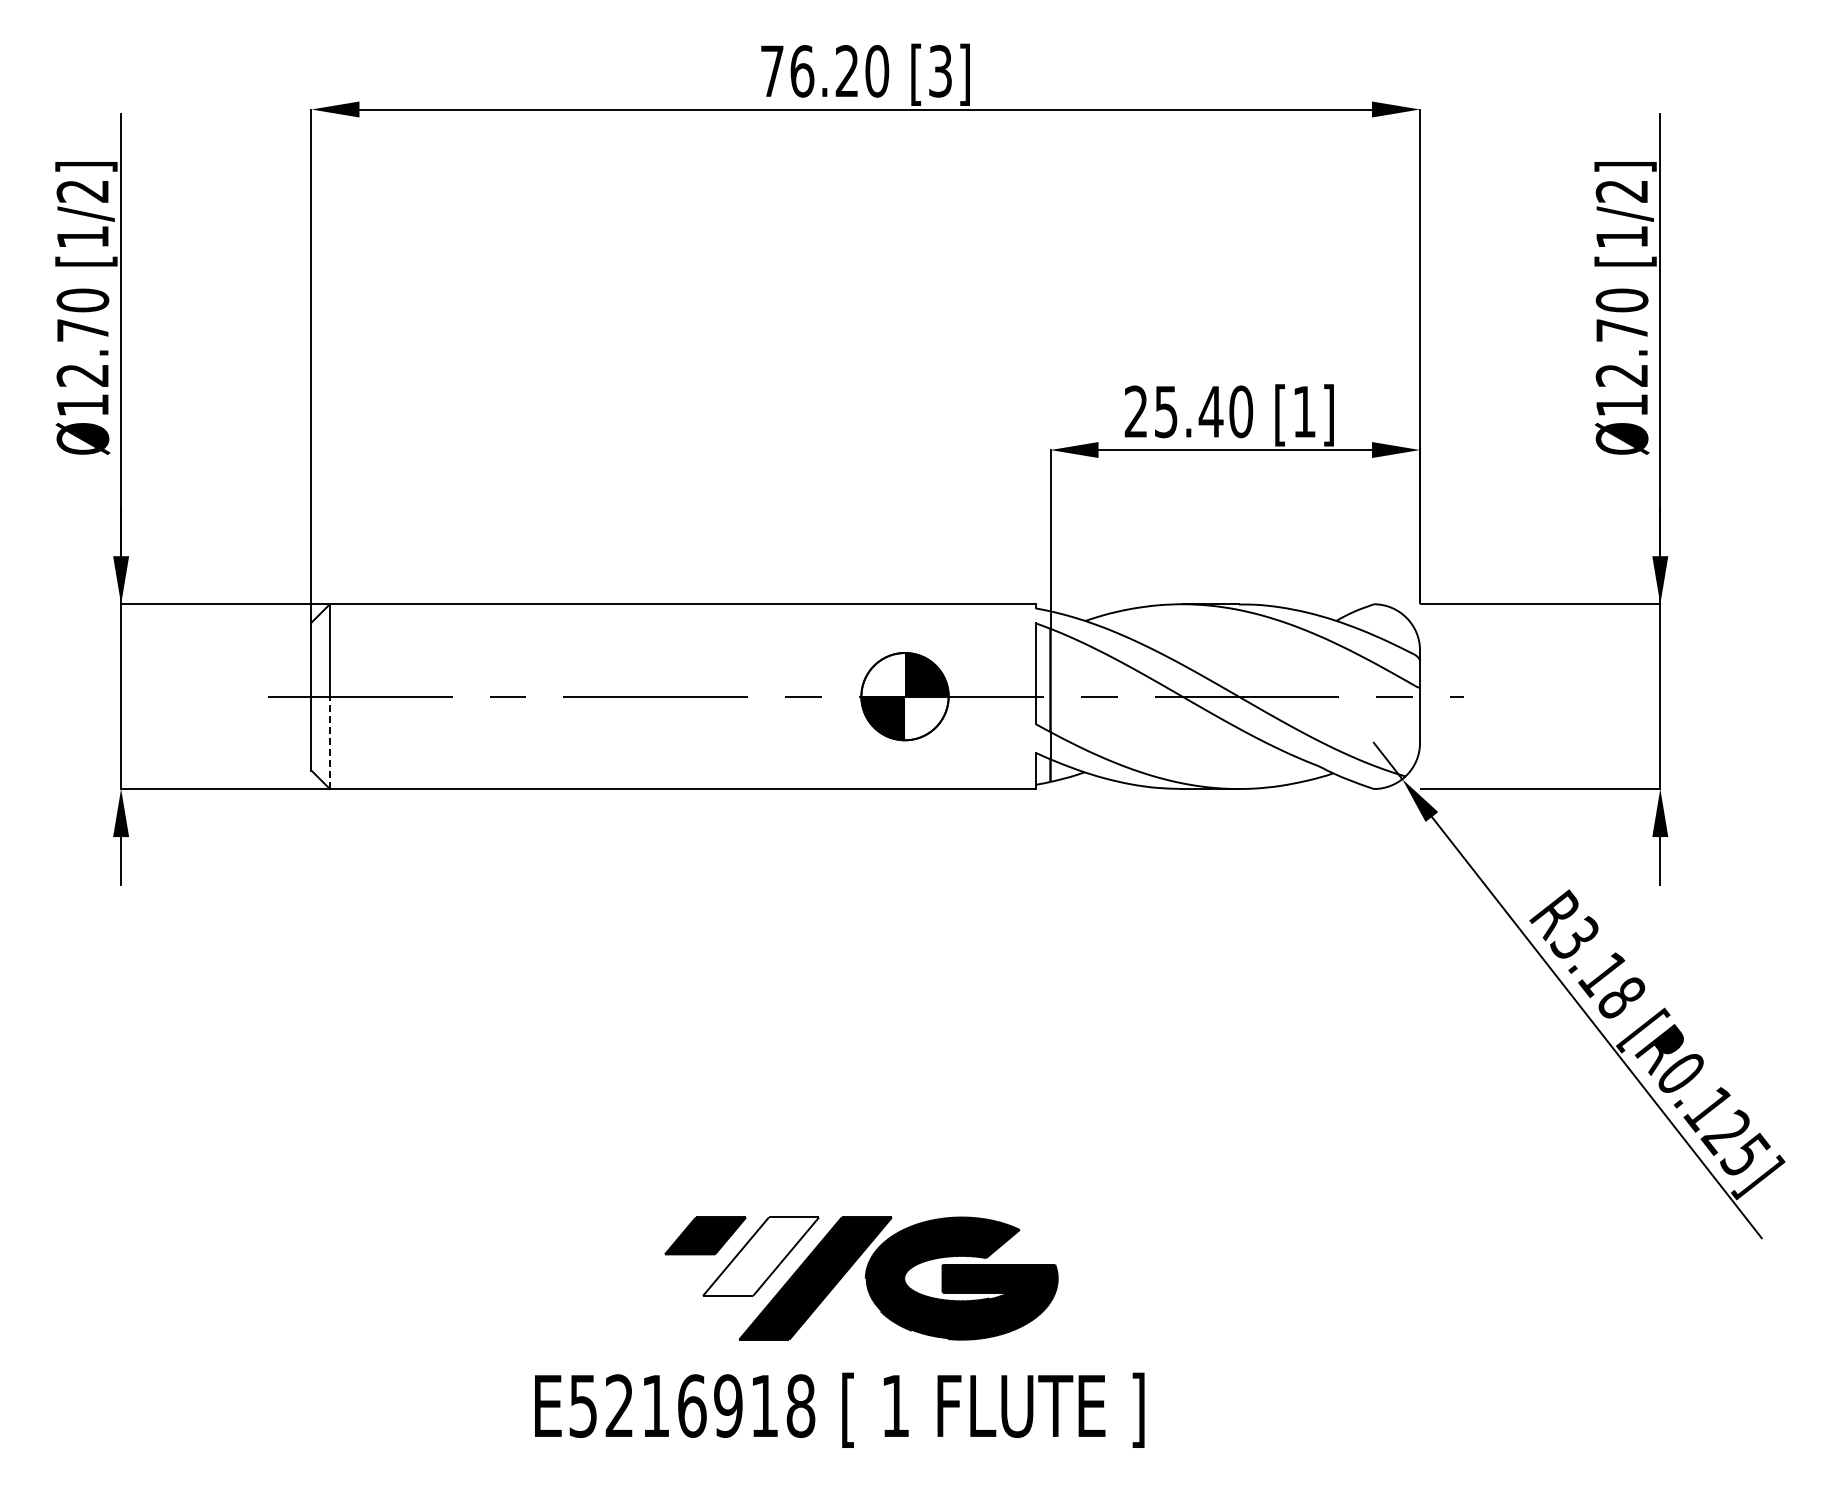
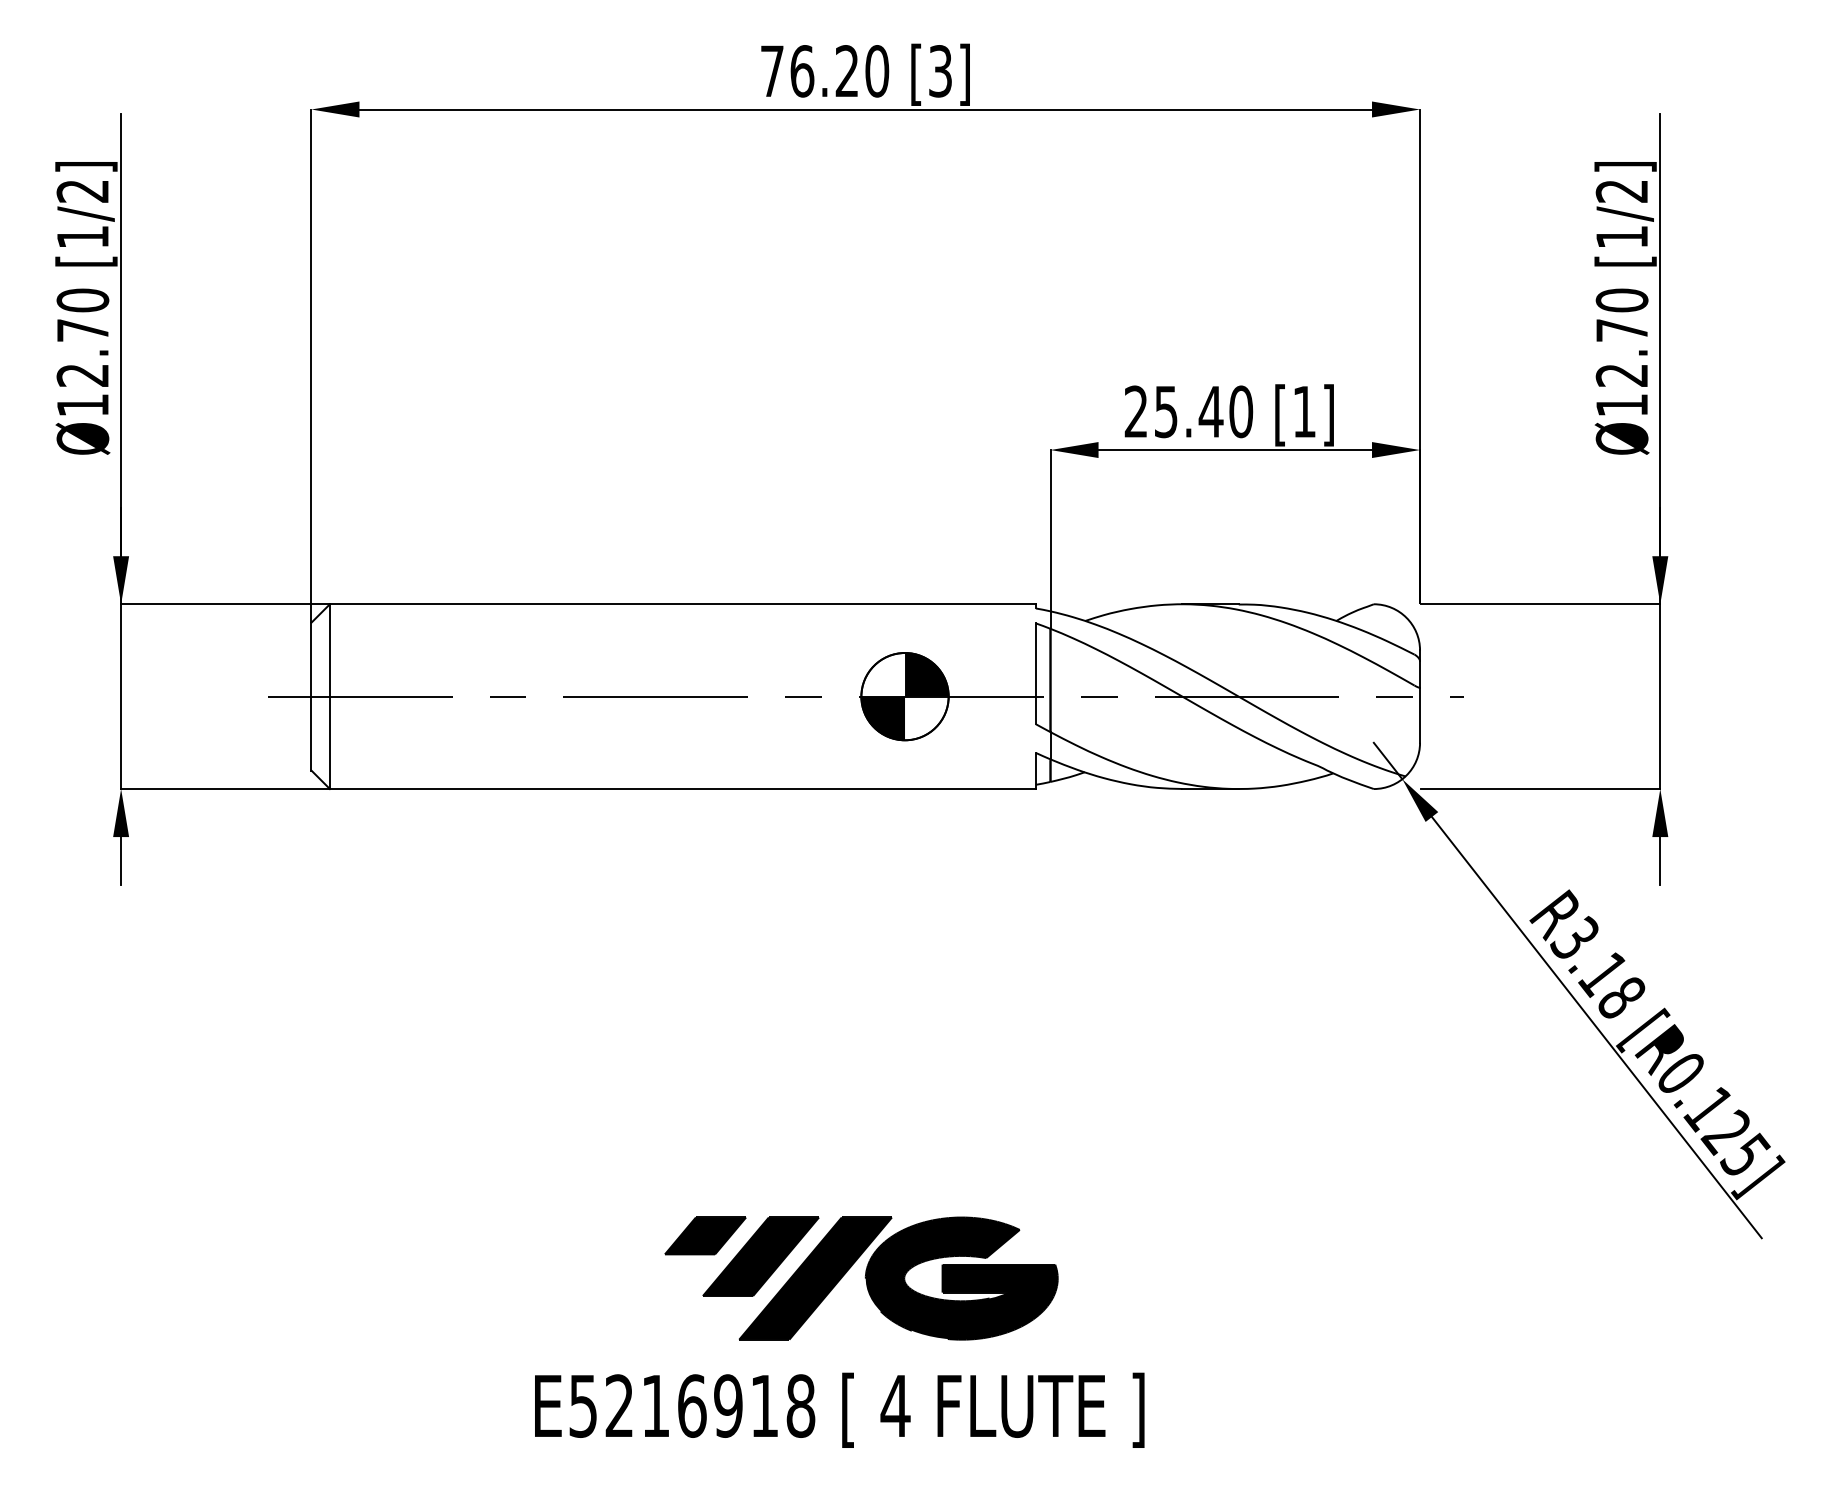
line: dashed -> solid (329, 742)
fill: none -> present (760, 1256)
text: 1 -> 4 (895, 1405)
